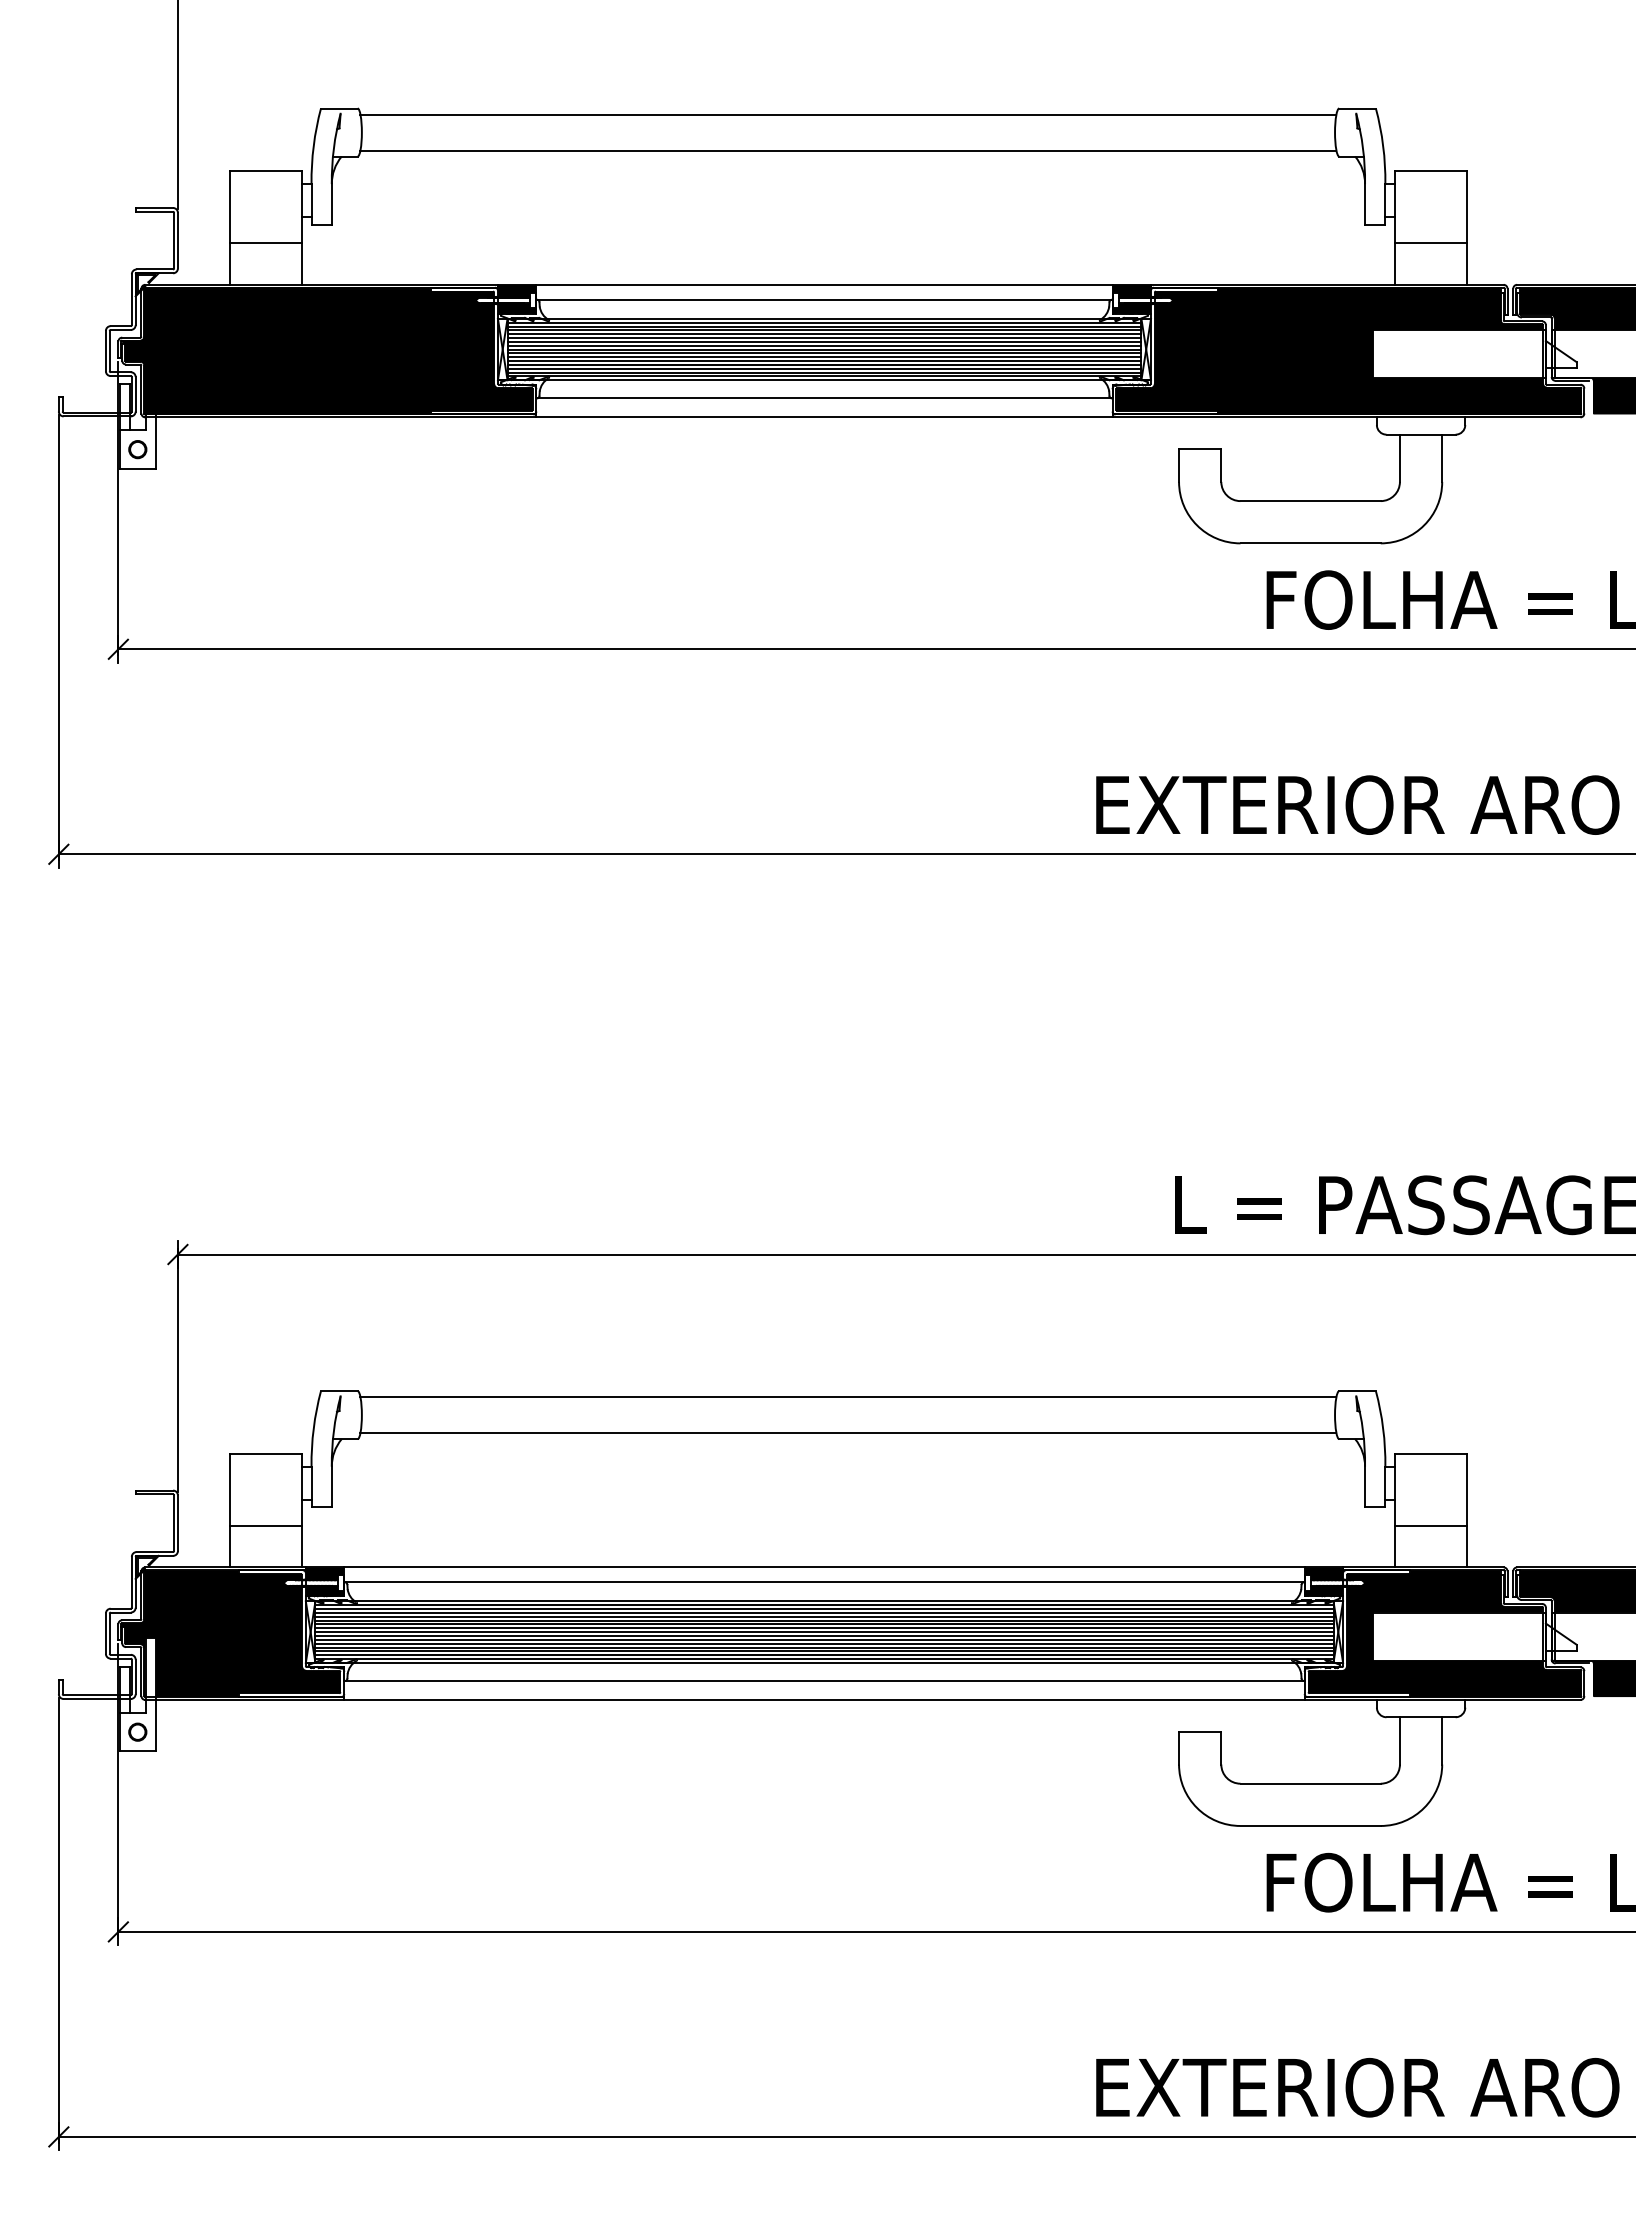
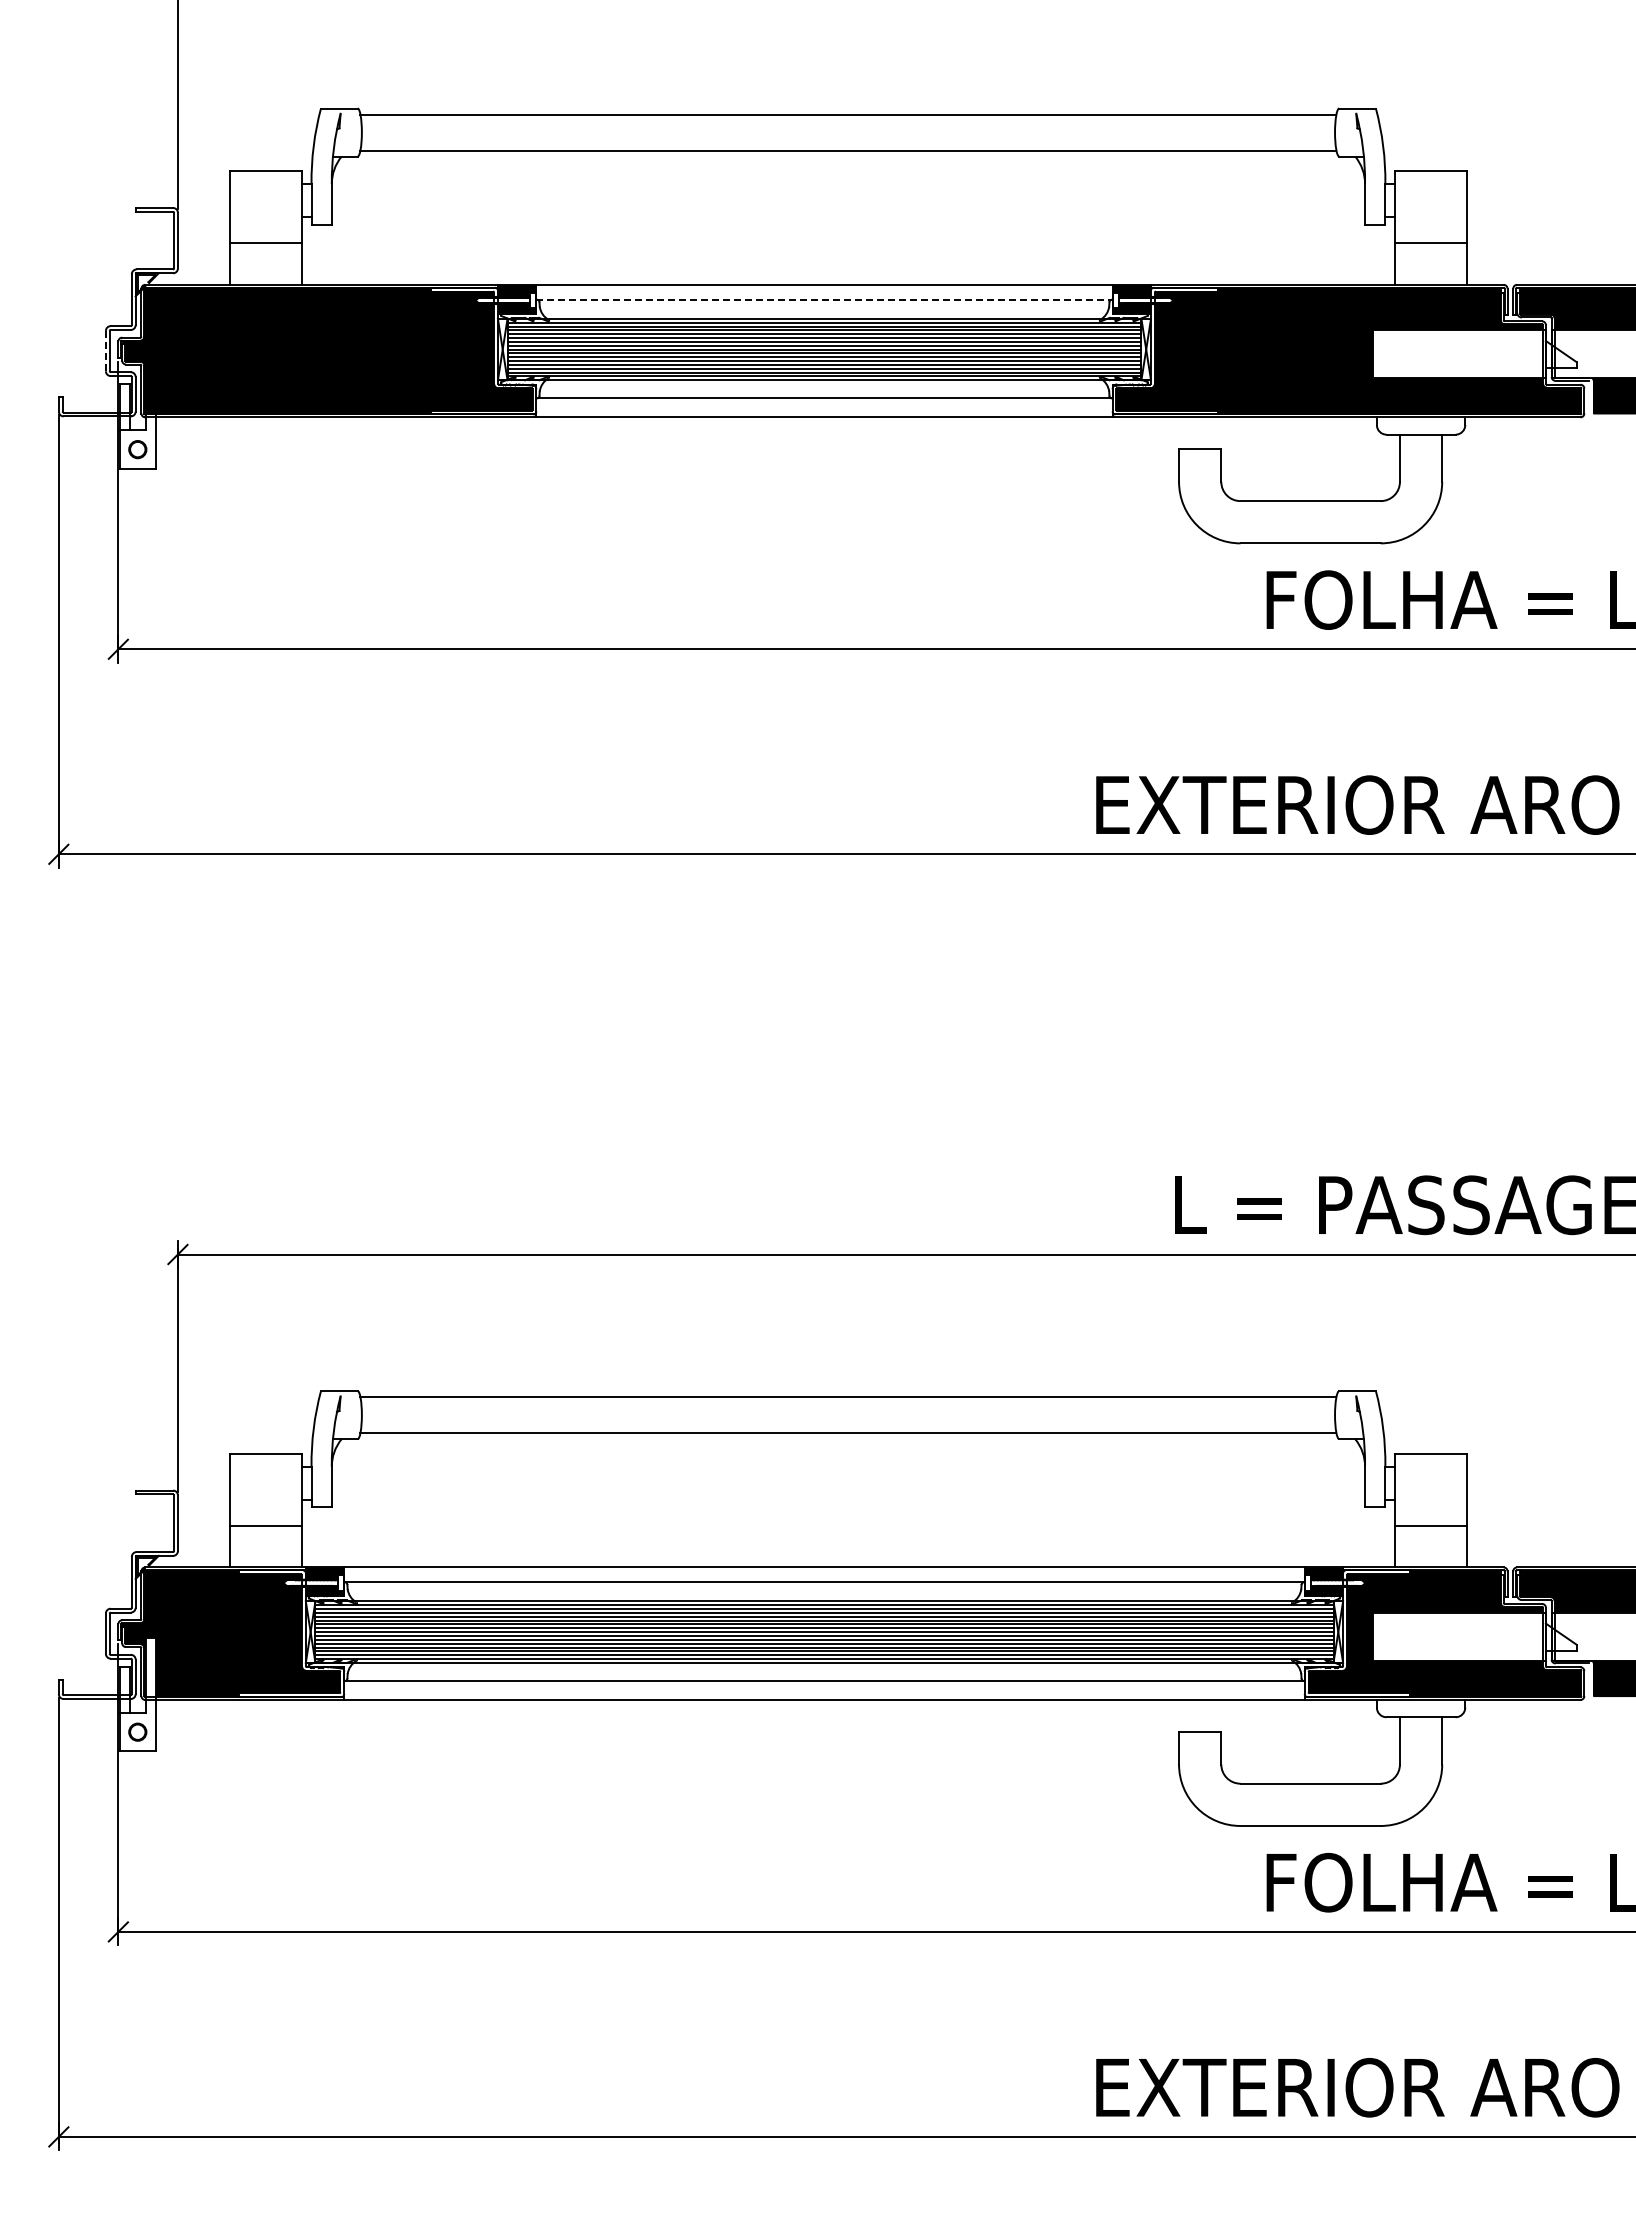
line: solid -> dashed (824, 299)
line: solid -> dashed (105, 350)
